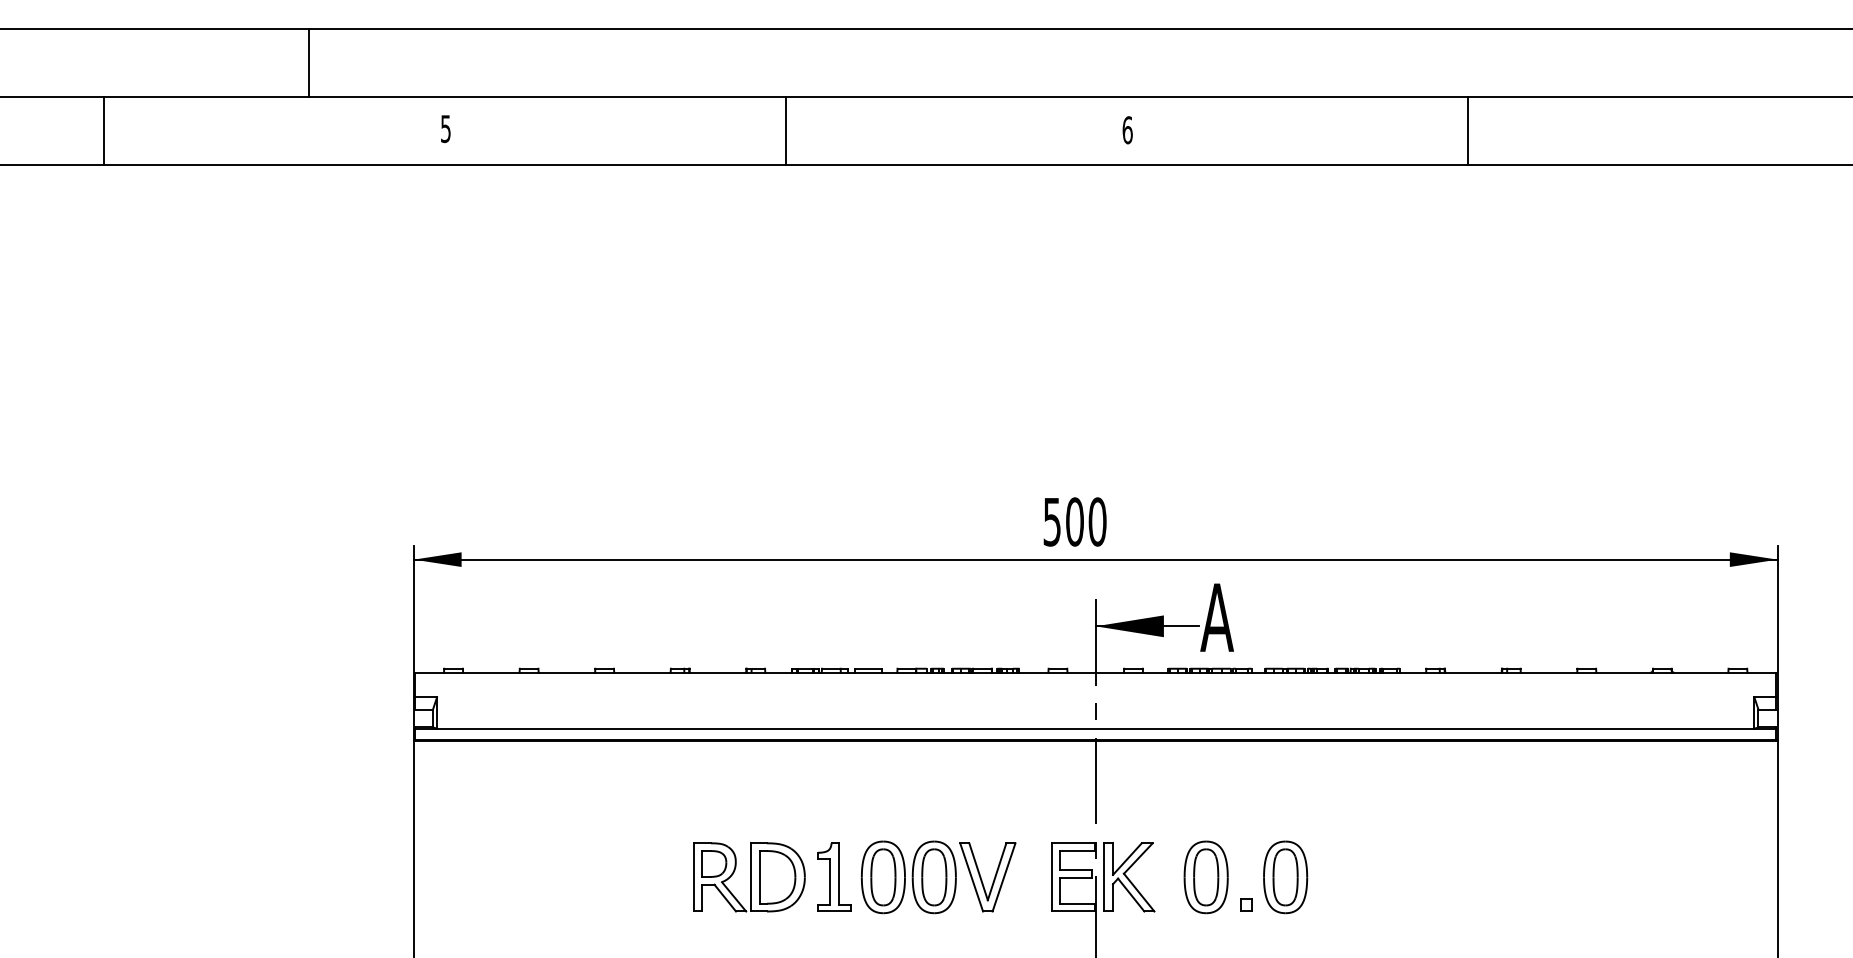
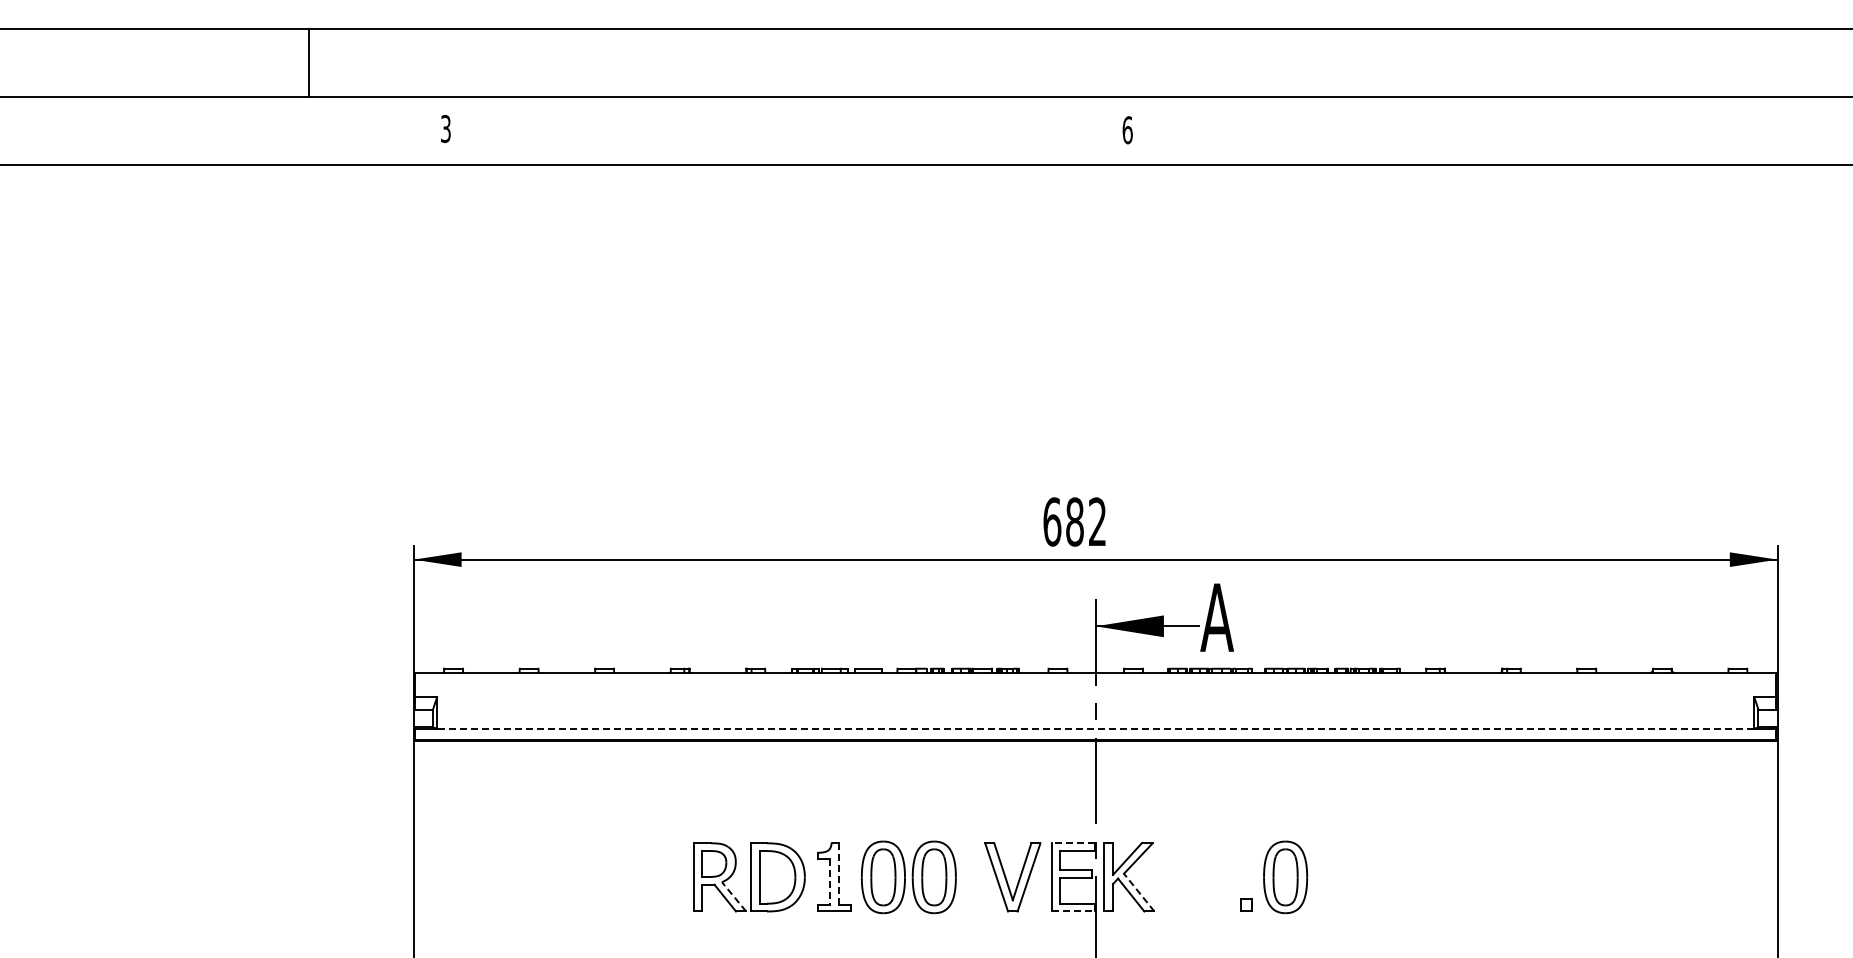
text: 5 -> 3 (445, 128)
line: present -> none (104, 130)
line: present -> none (786, 130)
line: present -> none (1468, 130)
text: 500 -> 682 (1074, 521)
line: solid -> dashed (1095, 728)
line: solid -> dashed (1073, 843)
line: solid -> dashed (838, 873)
part position: (987, 877) -> (1012, 877) (1012, 877)
part: present -> none (1205, 877)
line: solid -> dashed (829, 881)
line: solid -> dashed (1138, 892)
line: solid -> dashed (733, 896)
line: solid -> dashed (1073, 911)
